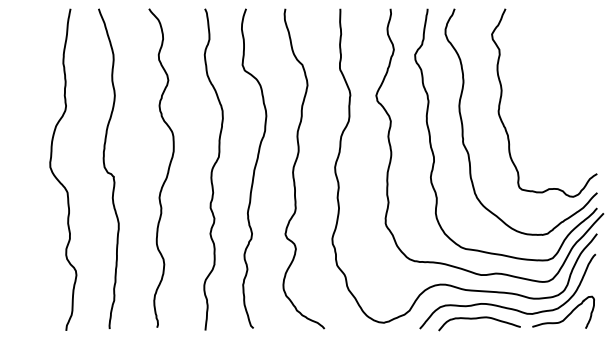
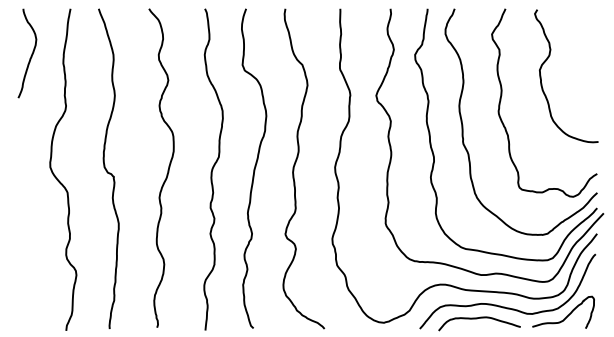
curve: none -> present (31, 53)
curve: none -> present (547, 60)
